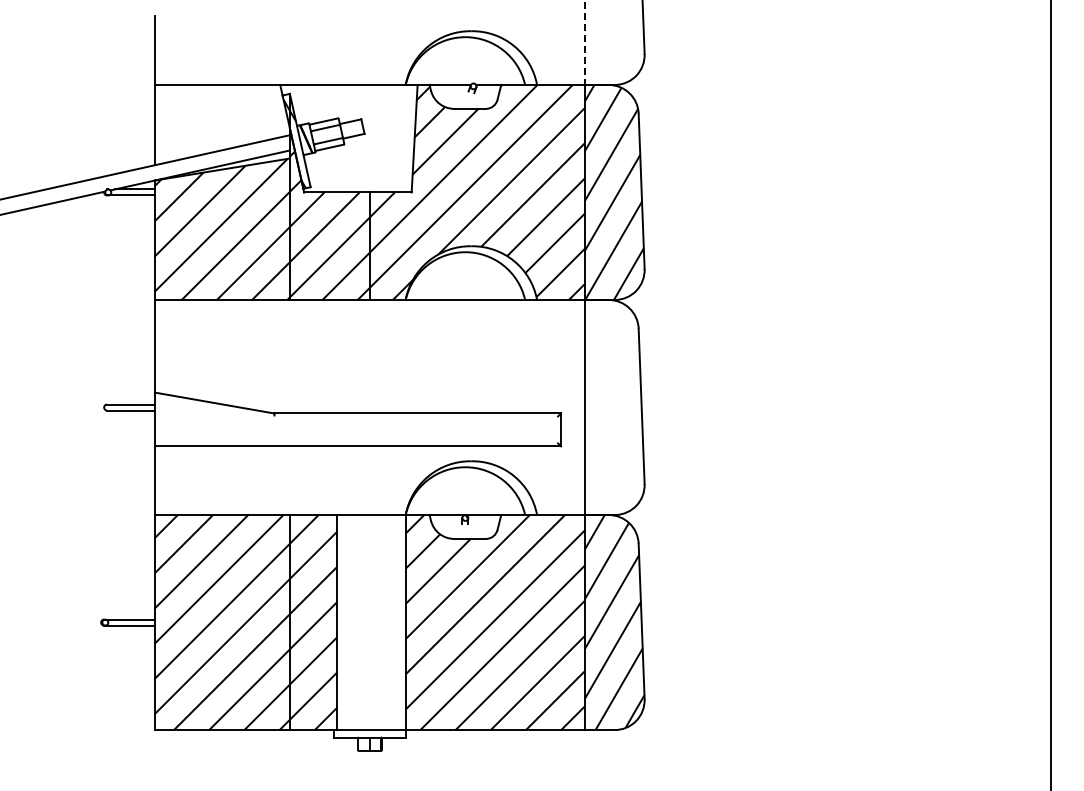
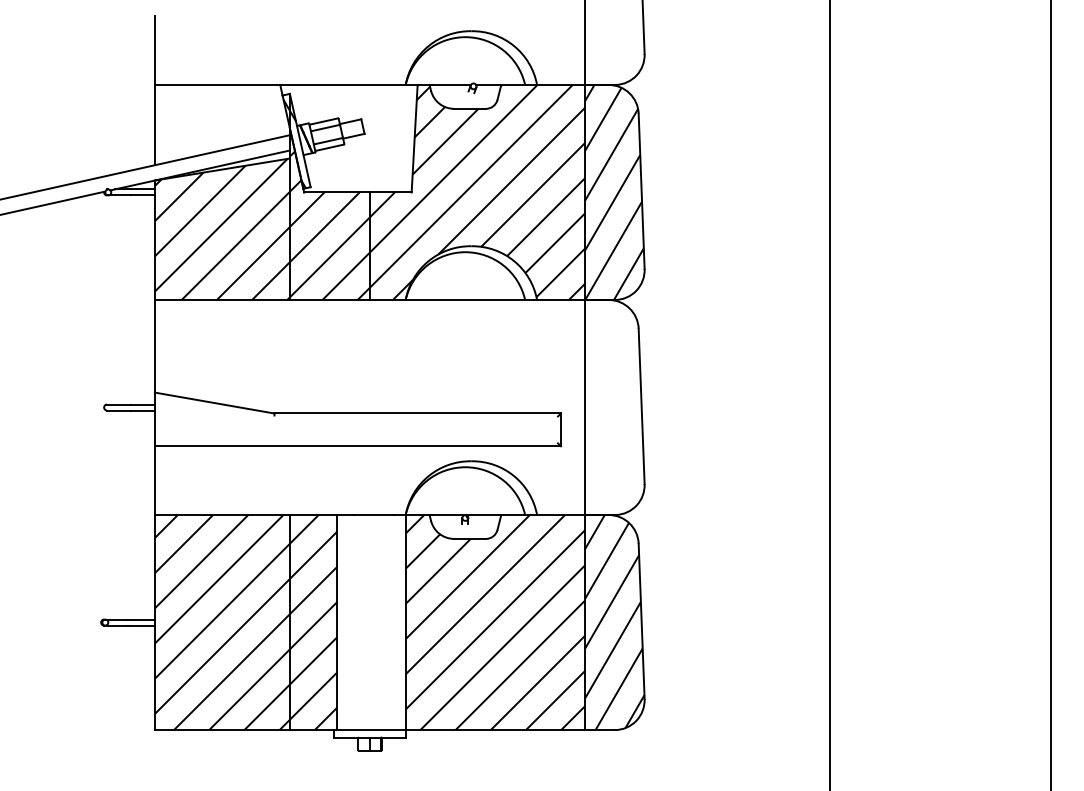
line: dashed -> solid (584, 43)
line: none -> present (830, 394)
